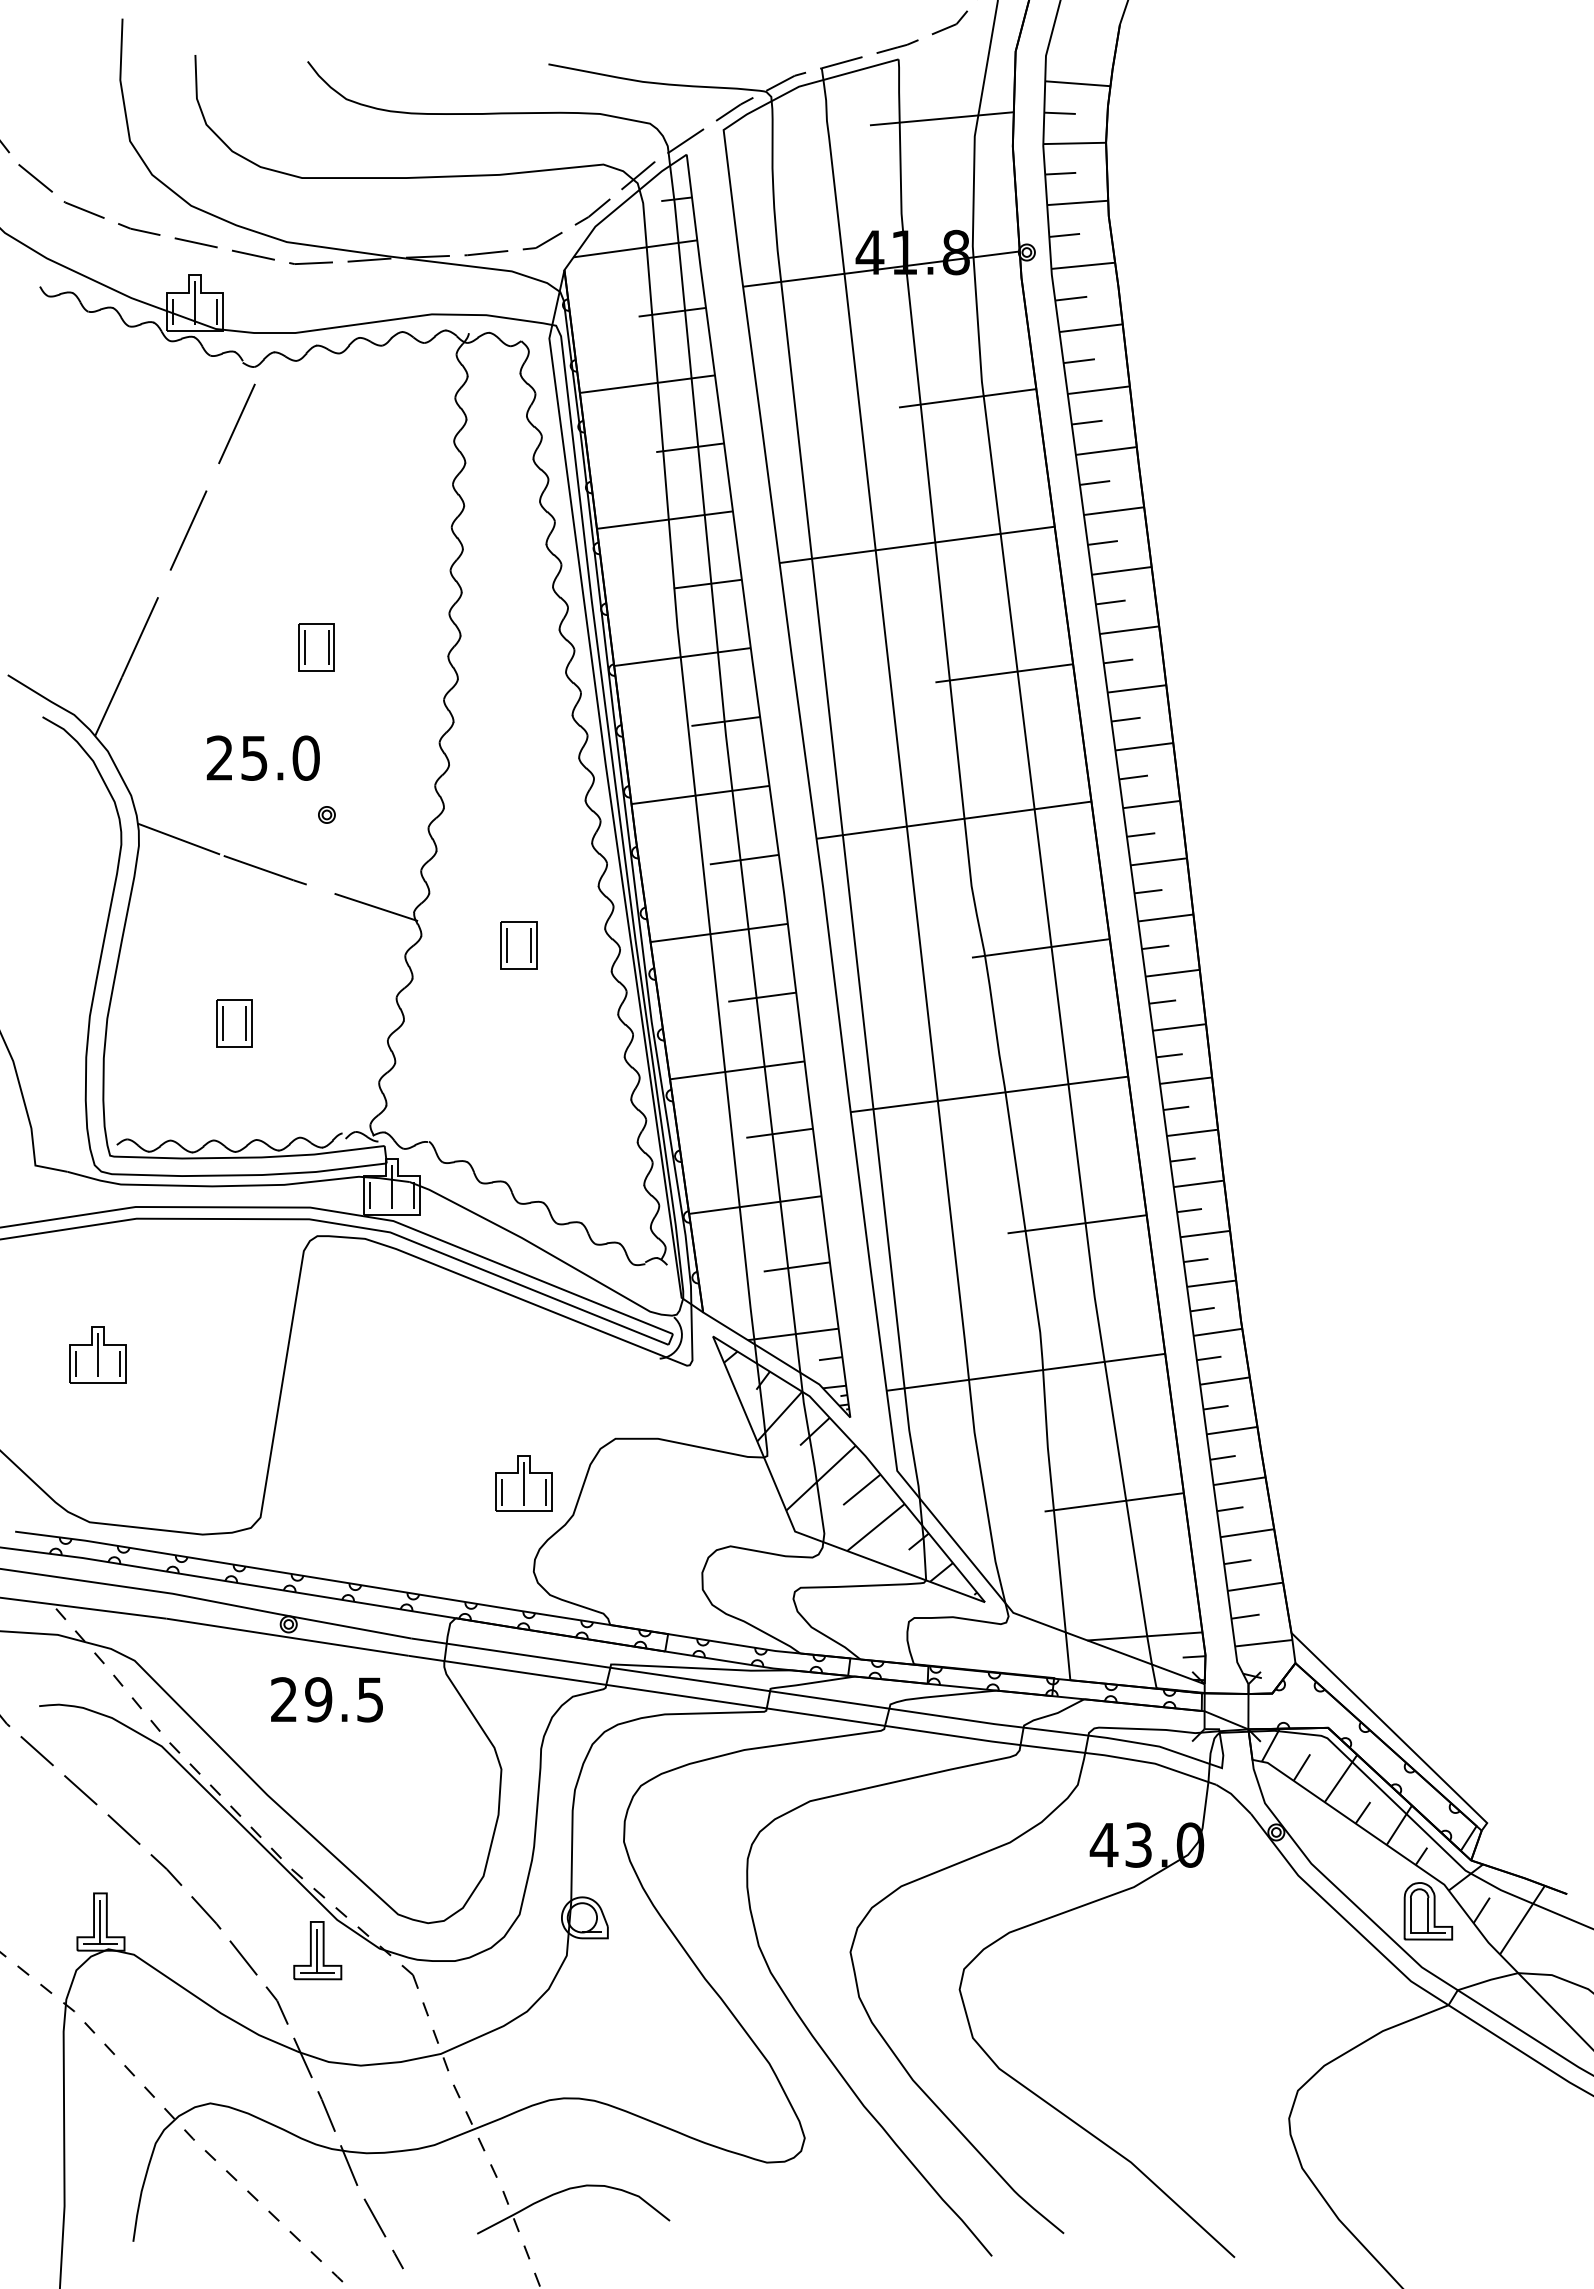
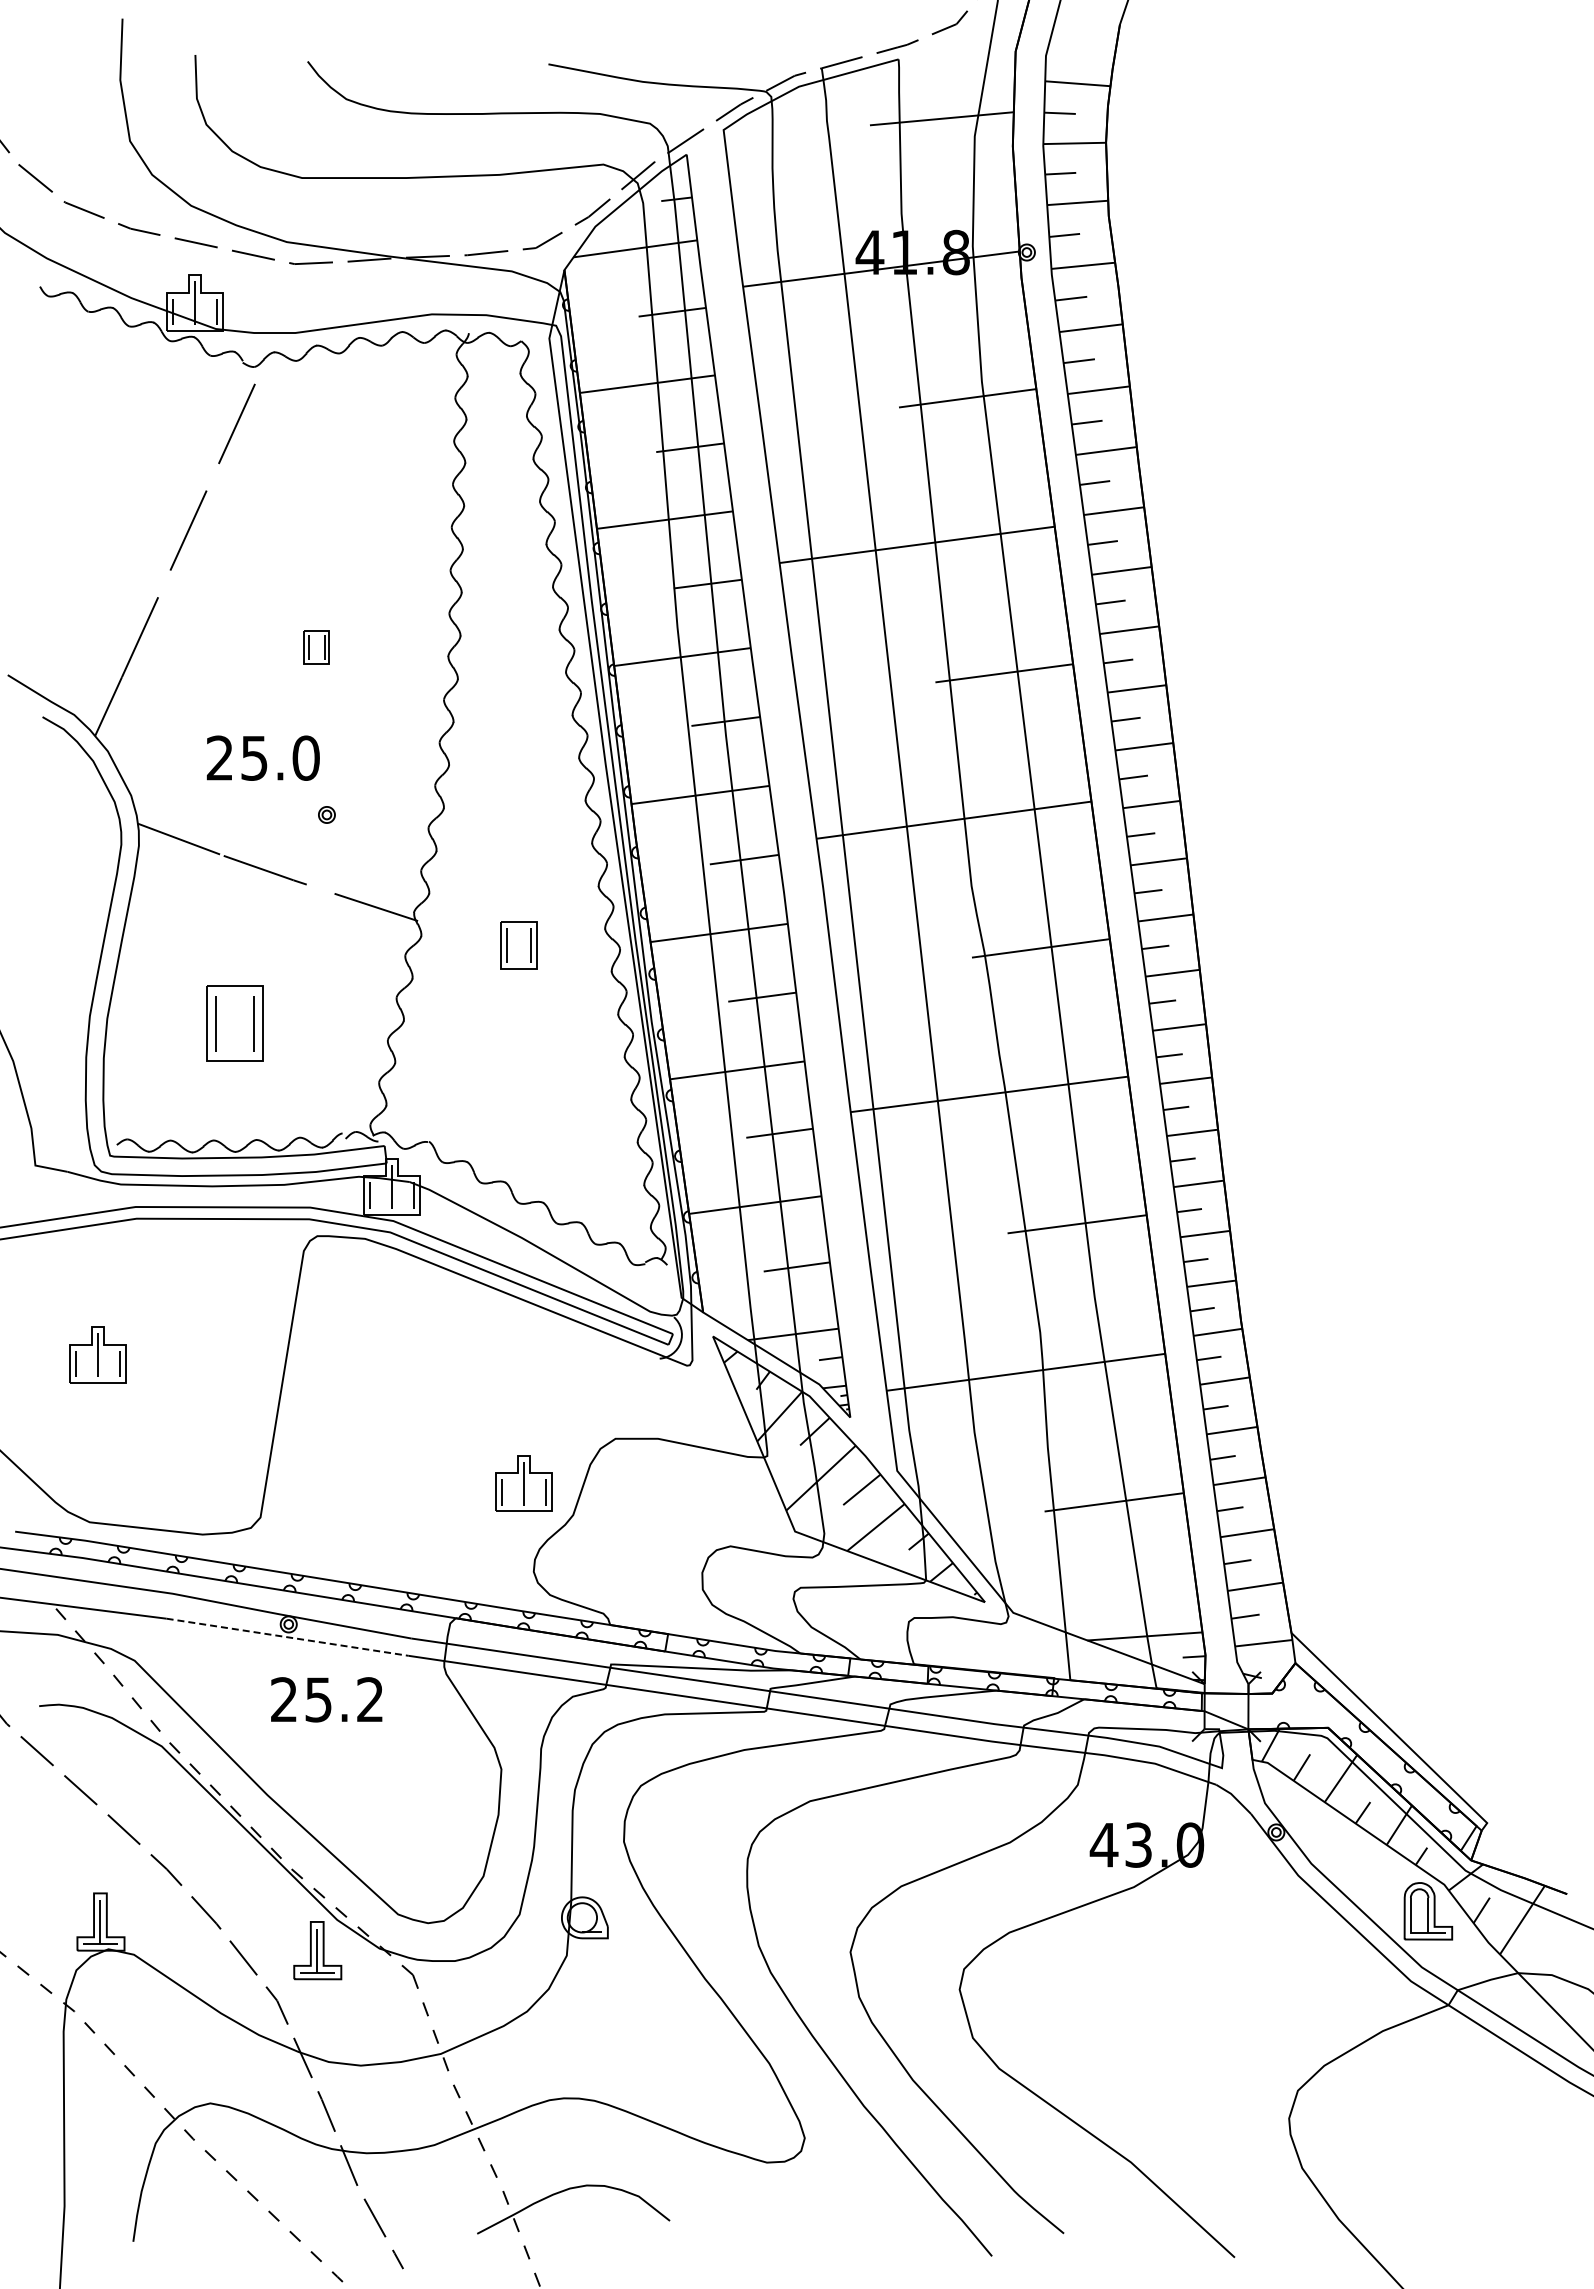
part size: 37x49 px -> 27x35 px (316, 647)
part size: 37x49 px -> 58x77 px (234, 1023)
line: solid -> dashed (288, 1637)
text: 29.5 -> 25.2 (343, 1699)
